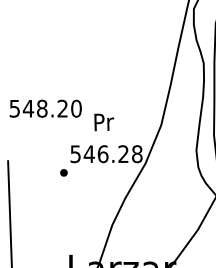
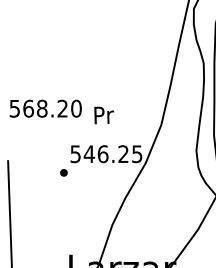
text: 548.20 -> 568.20 (28, 108)
text position: (104, 122) -> (104, 115) (104, 115)
text: 546.28 -> 546.25 (137, 154)
